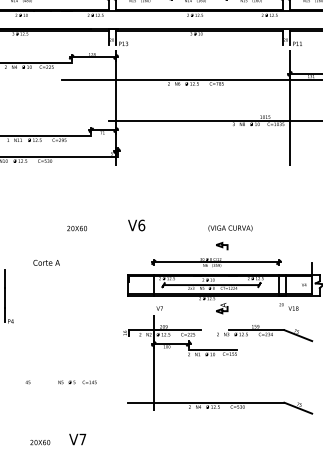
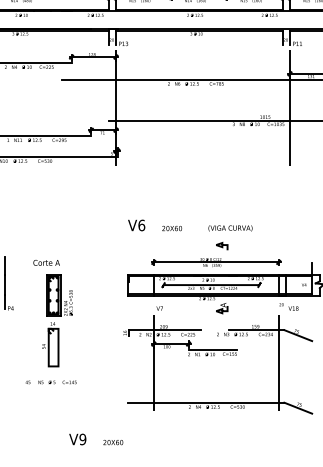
text position: (76, 228) -> (171, 228) (171, 228)
part position: (8, 296) -> (8, 283) (8, 283)
part: none -> present (57, 320)
line: none -> present (278, 362)
text position: (77, 382) -> (57, 382) (57, 382)
text: V7 -> V9 (82, 439)
text position: (40, 442) -> (113, 442) (113, 442)
